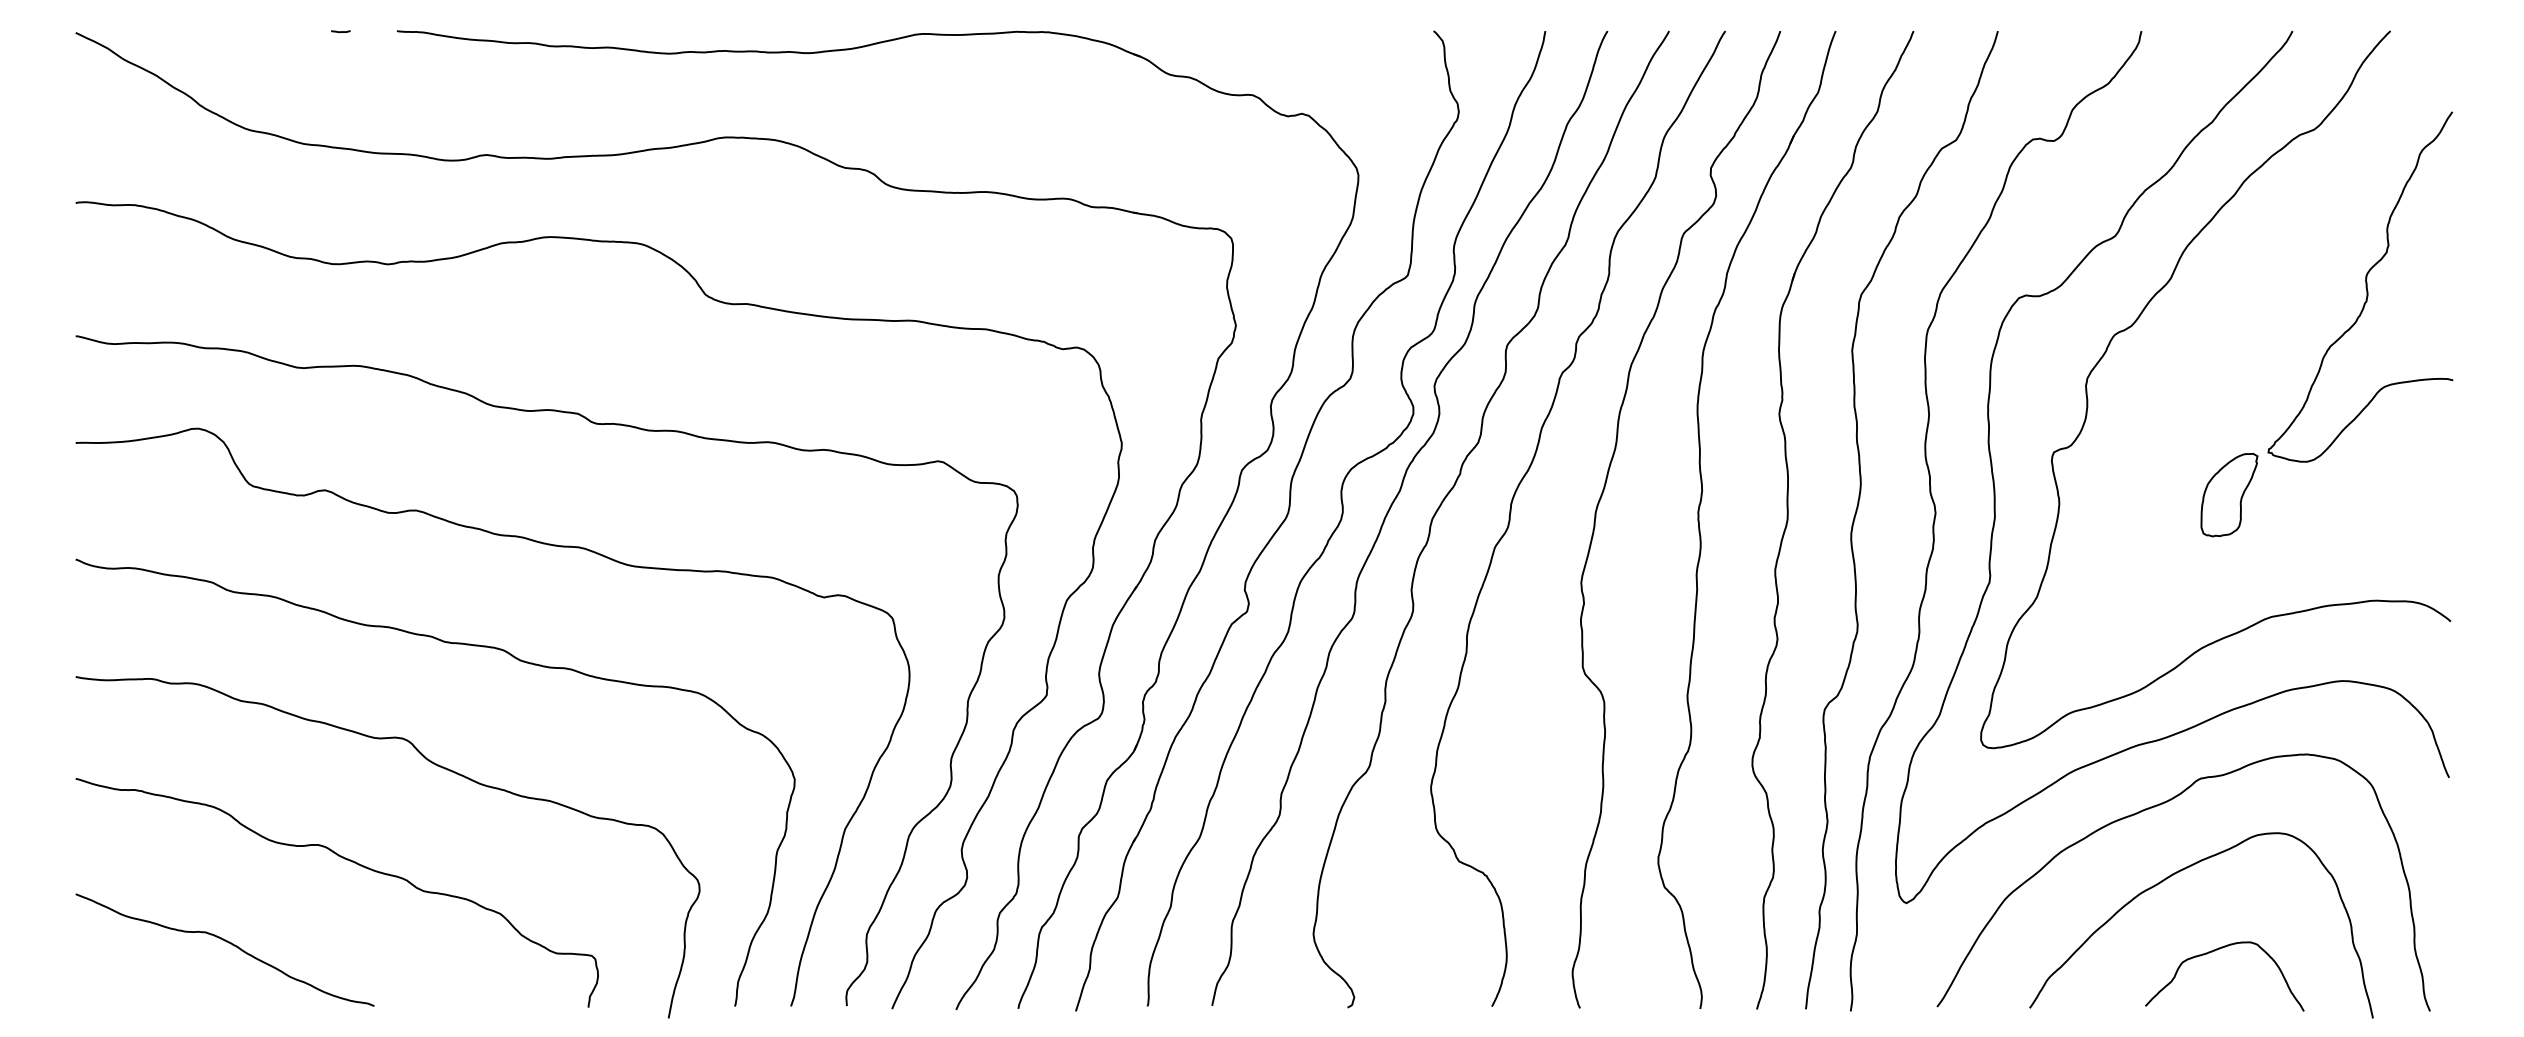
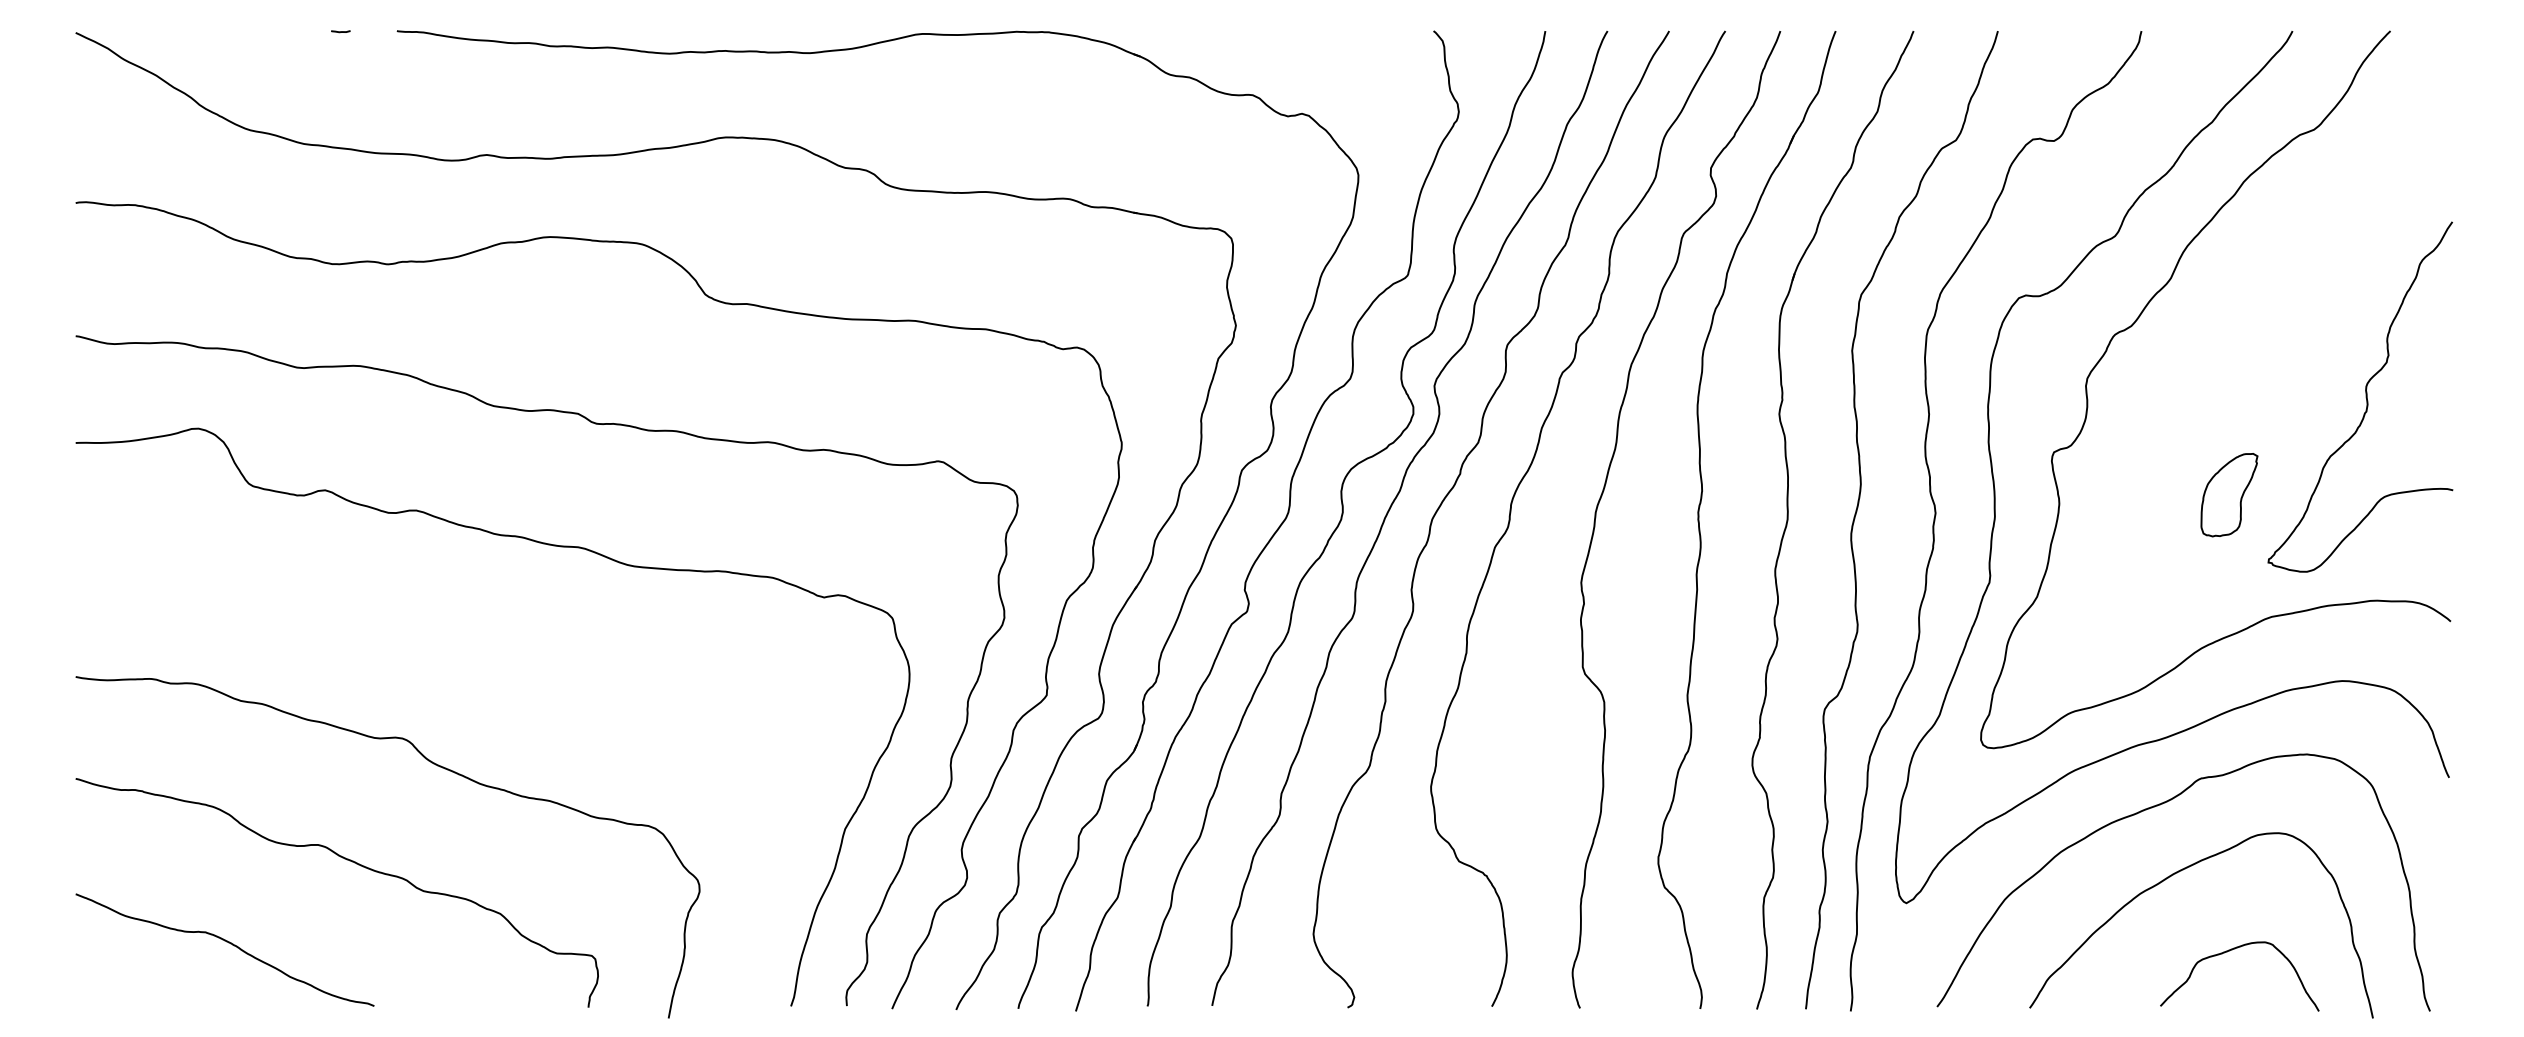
curve position: (2365, 286) -> (2365, 396) (2365, 396)
curve: present -> none (447, 643)
curve position: (2212, 952) -> (2227, 952) (2227, 952)
